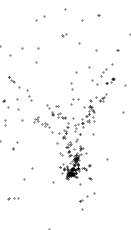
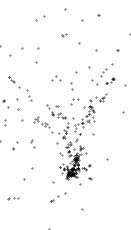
part: none -> present (56, 78)
part: none -> present (32, 143)
part position: (87, 197) -> (58, 197) (58, 197)
